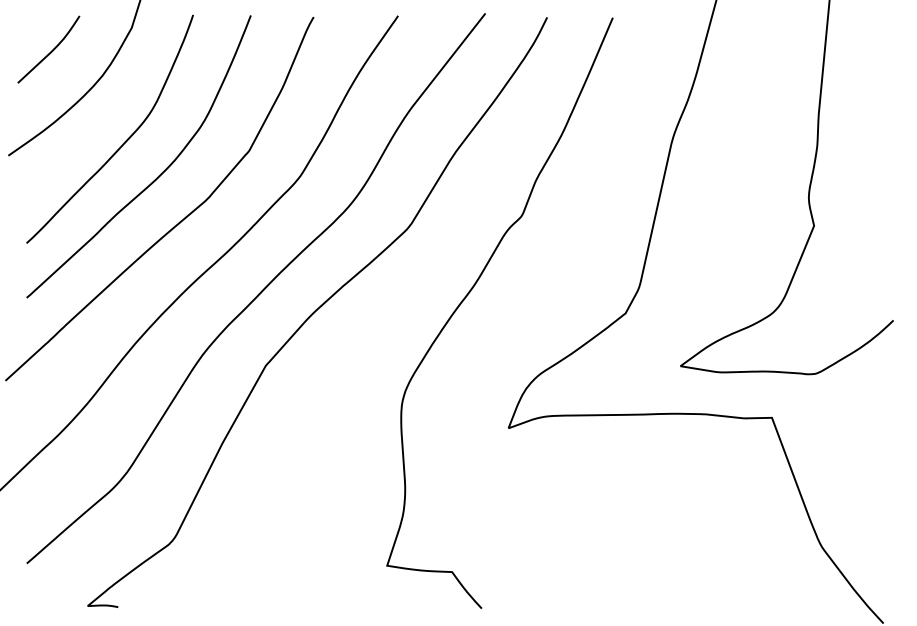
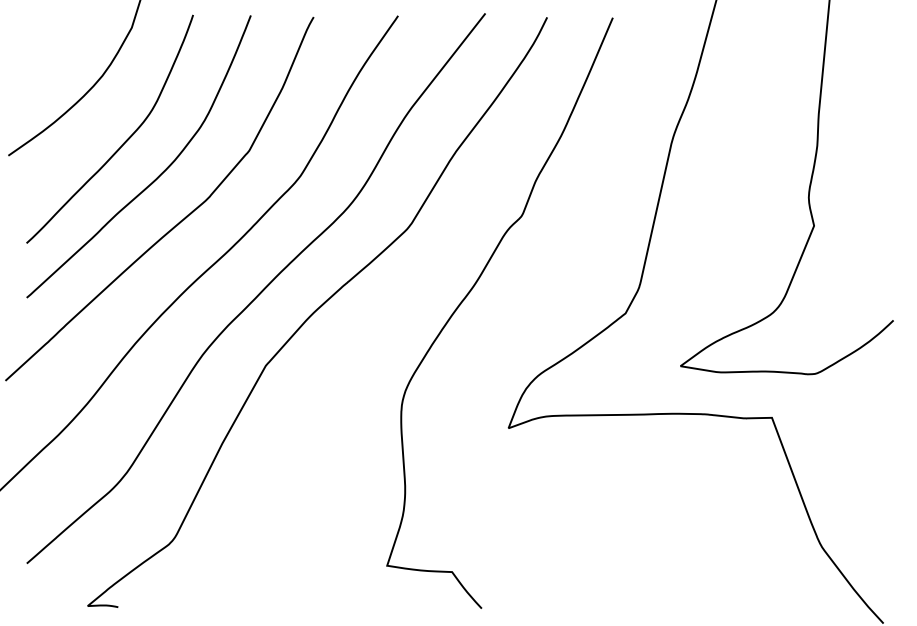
curve: present -> none (50, 51)
